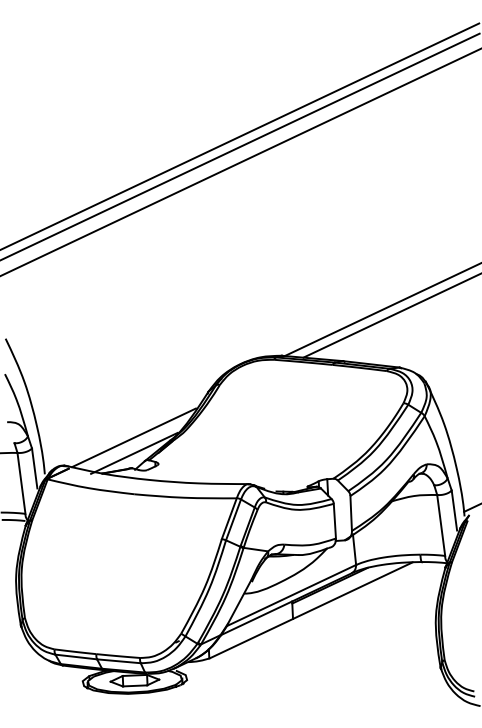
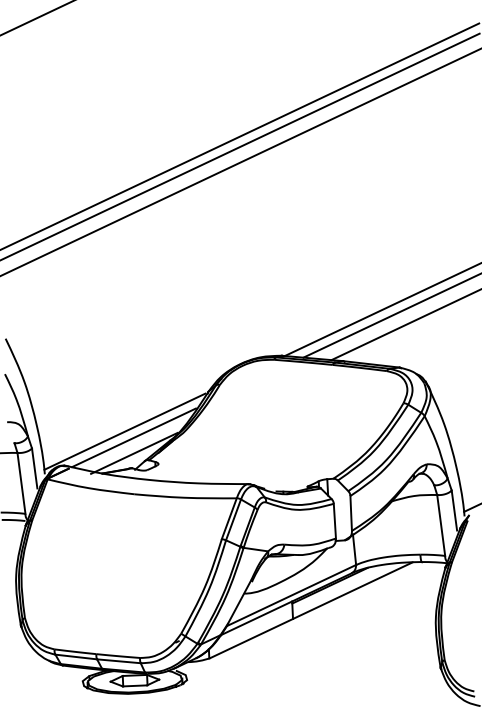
line: none -> present (36, 18)
line: none -> present (404, 325)
line: none -> present (124, 431)
